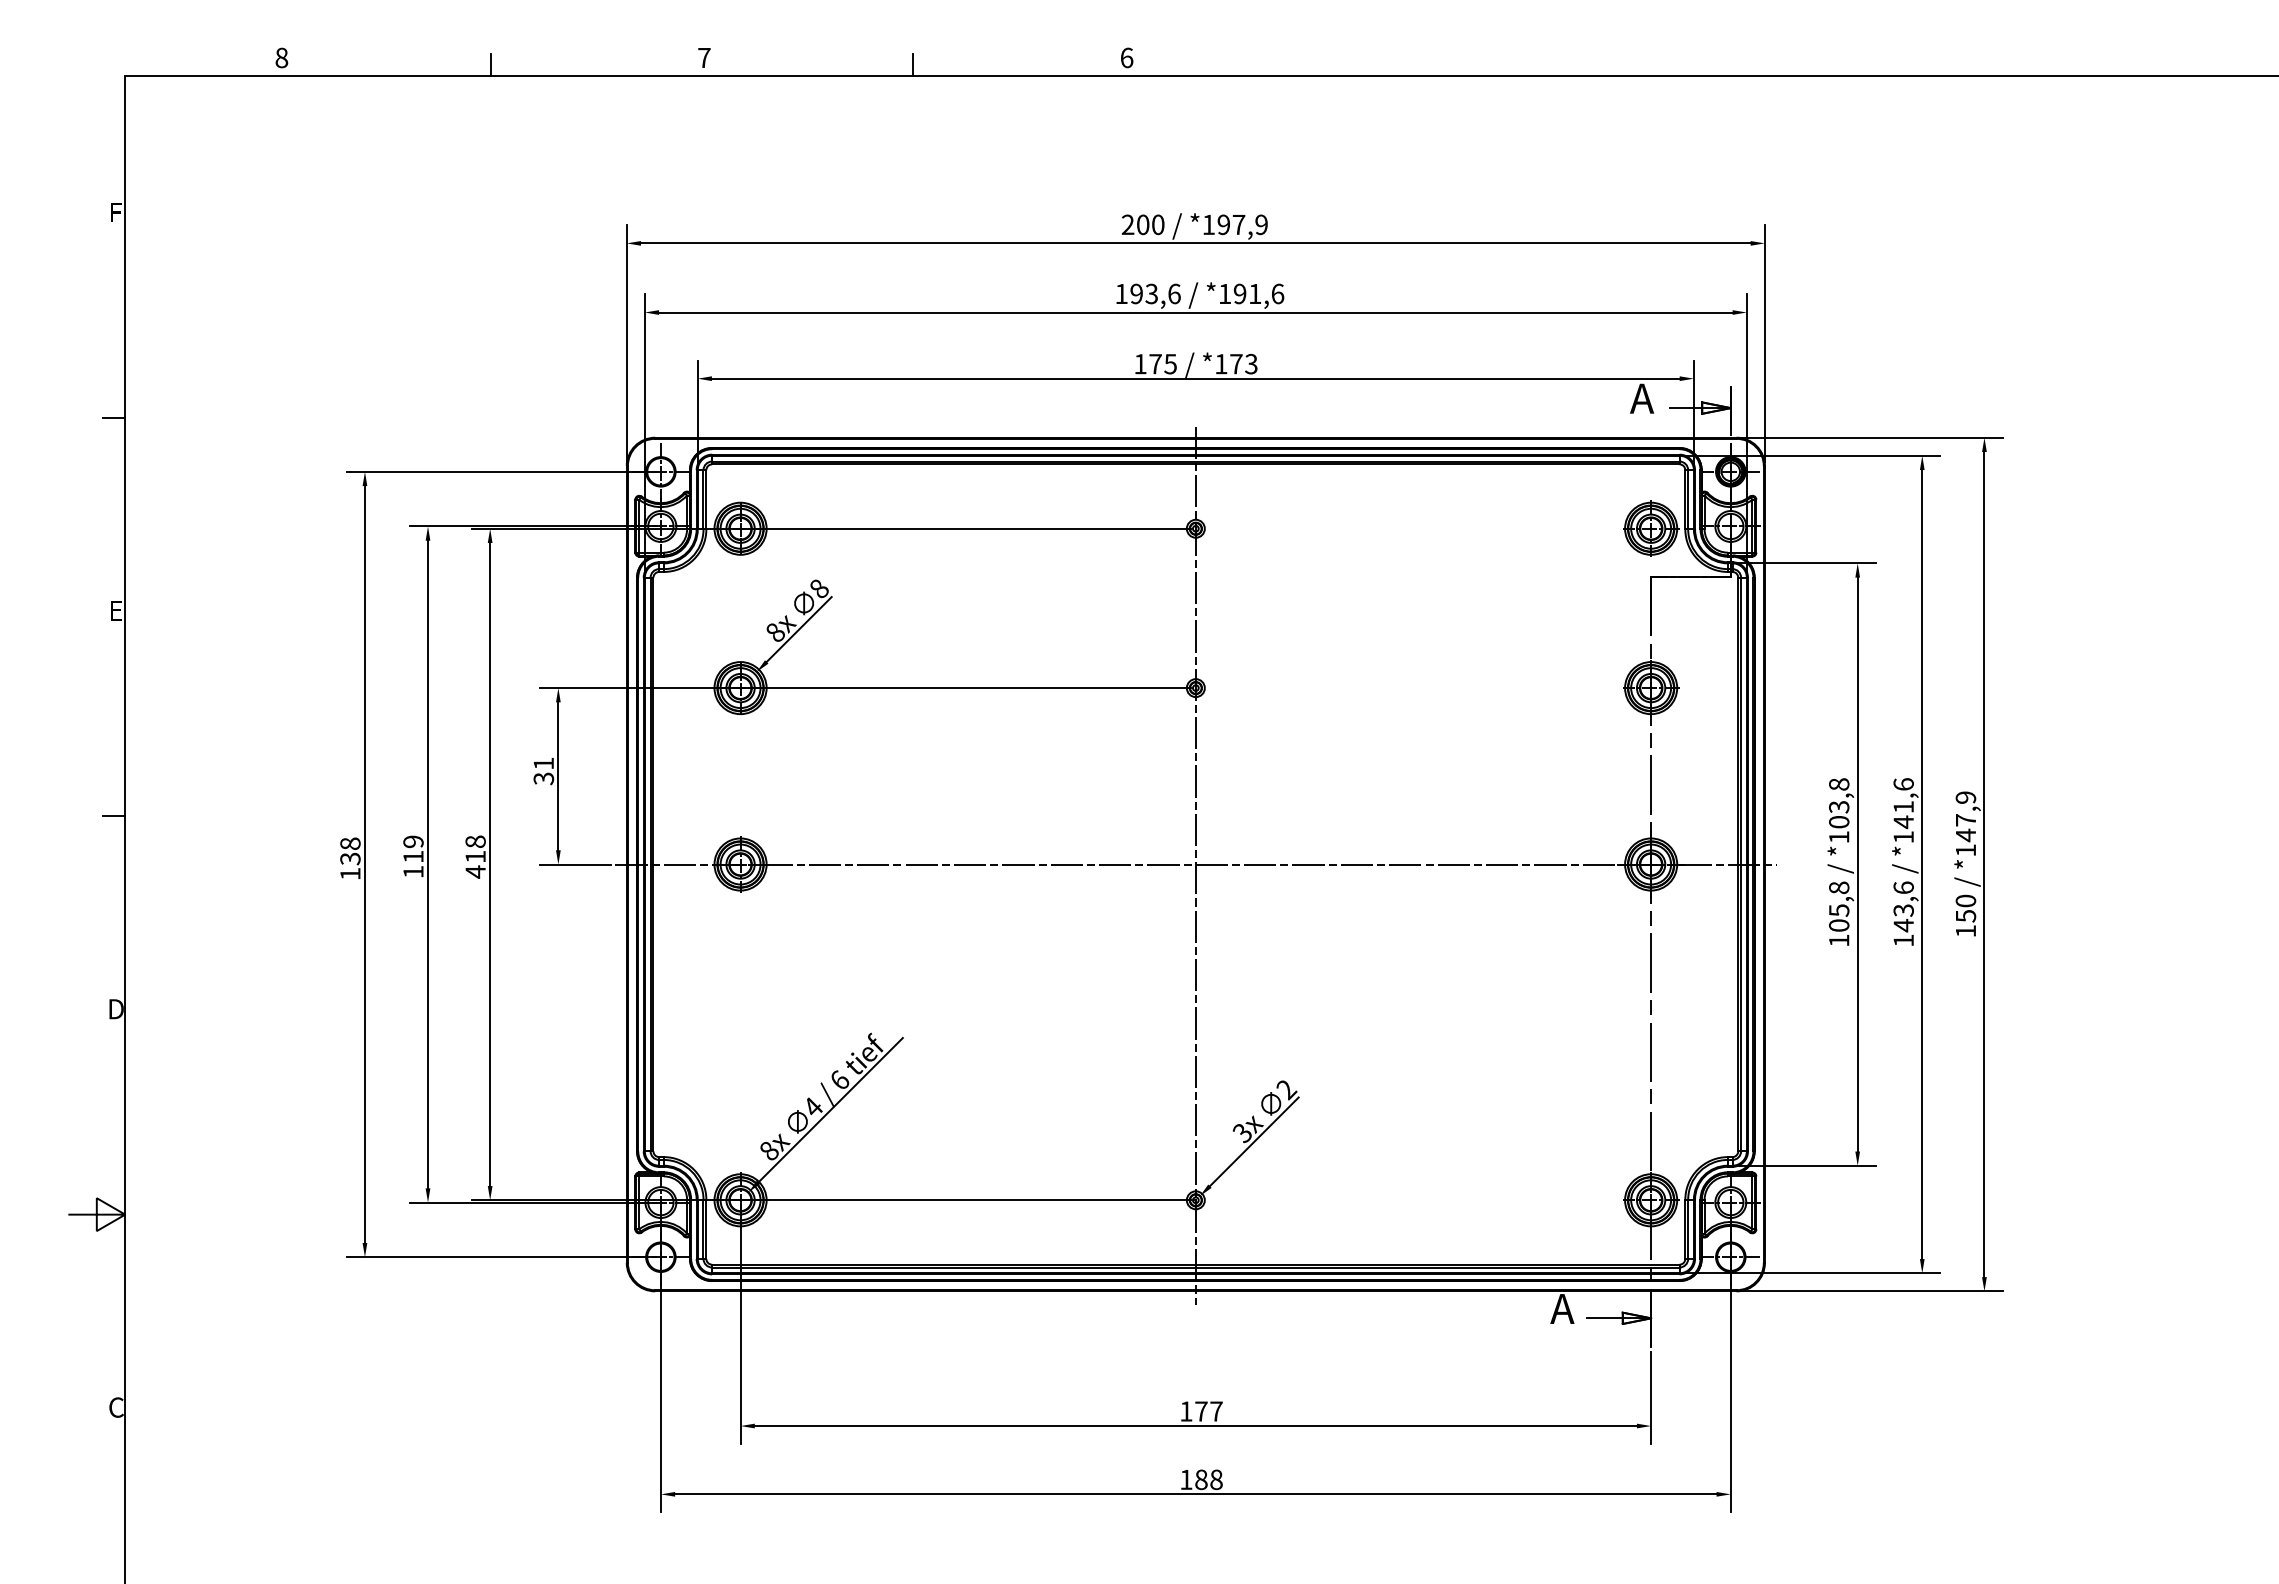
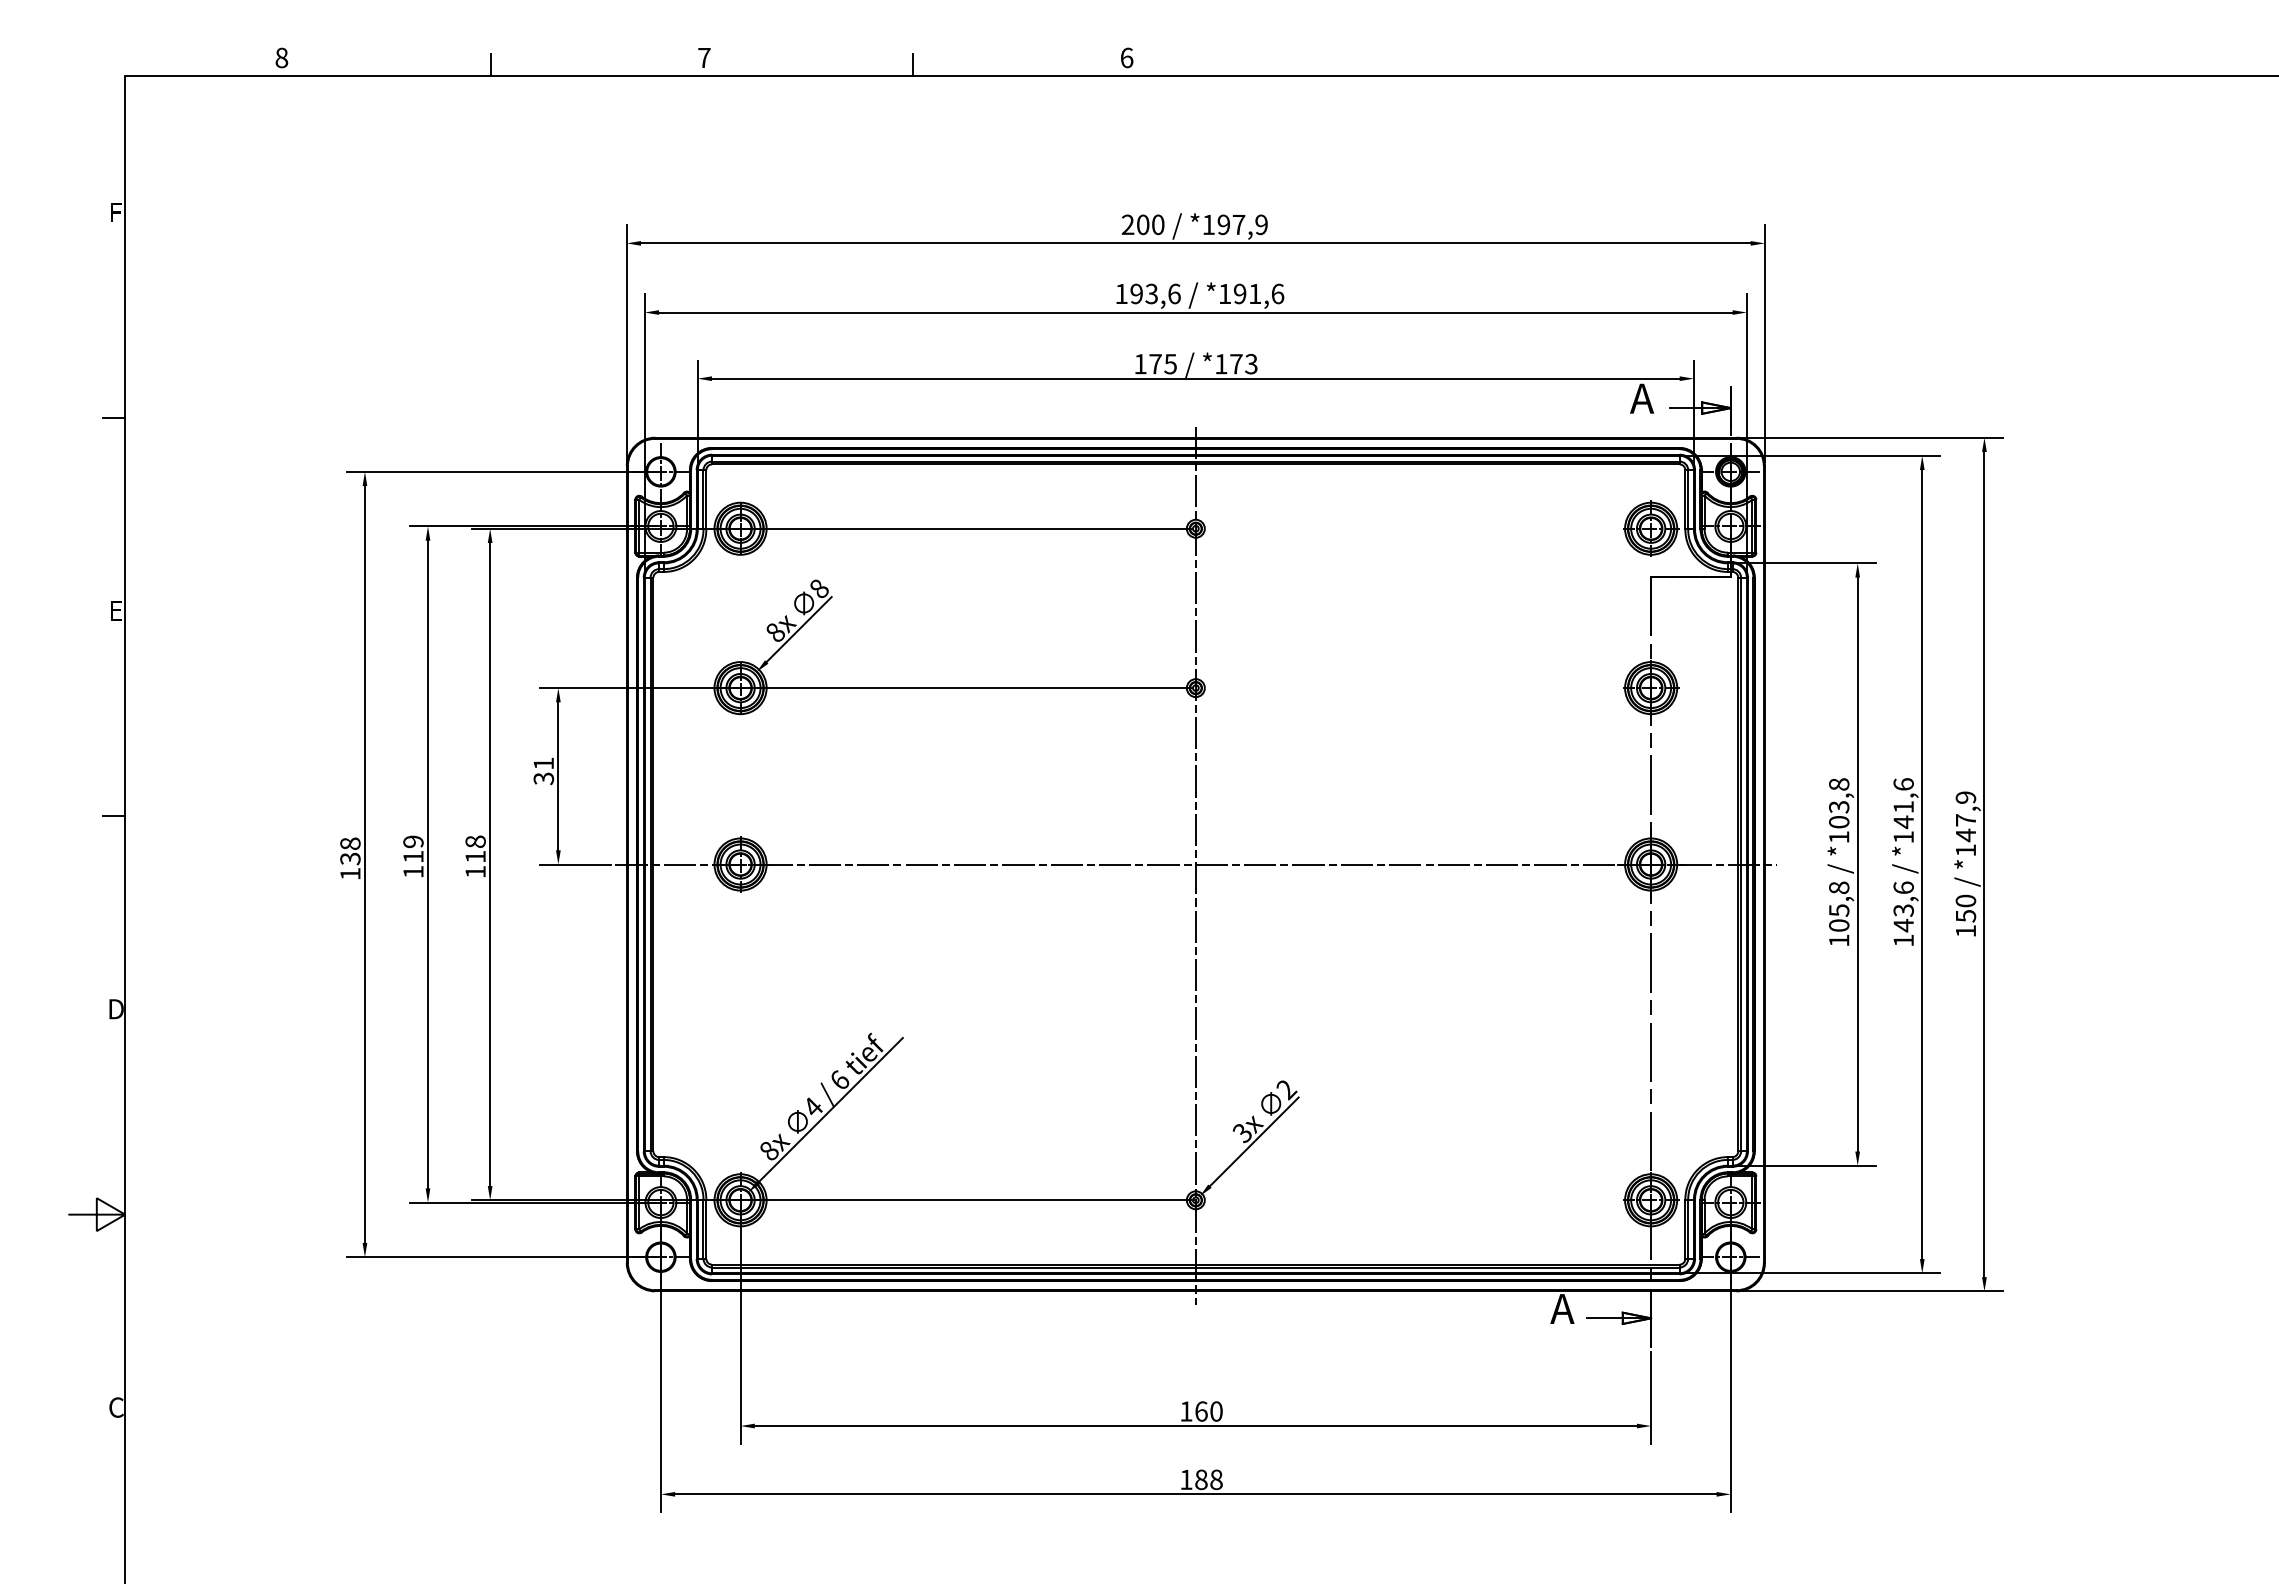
text: 418 -> 118 (475, 871)
text: 177 -> 160 (1208, 1411)
